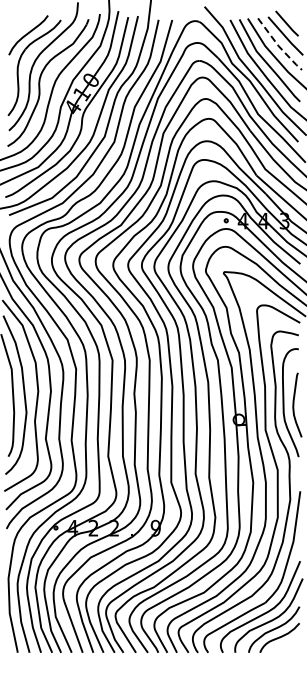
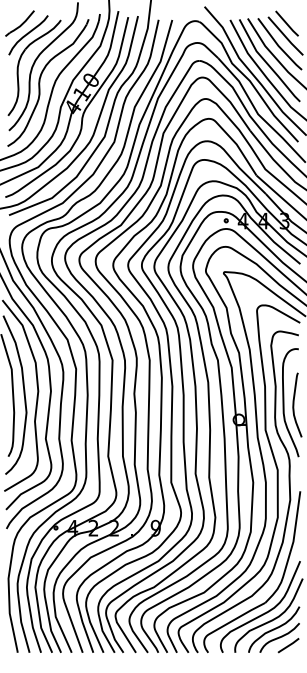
part: none -> present (19, 23)
line: dashed -> solid (278, 46)
line: none -> present (288, 645)
